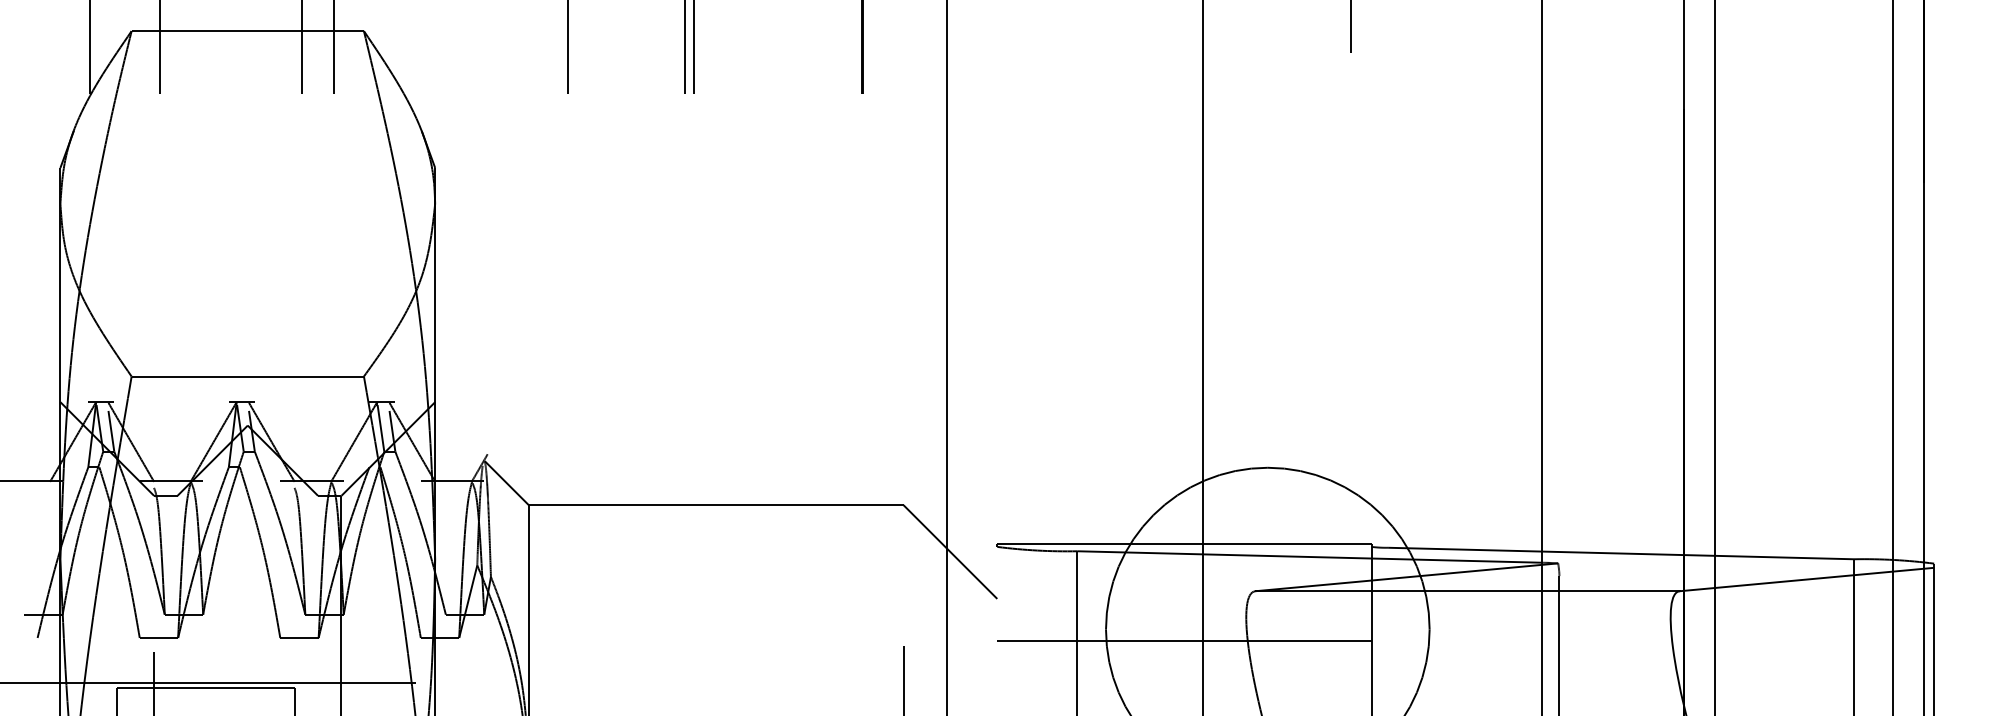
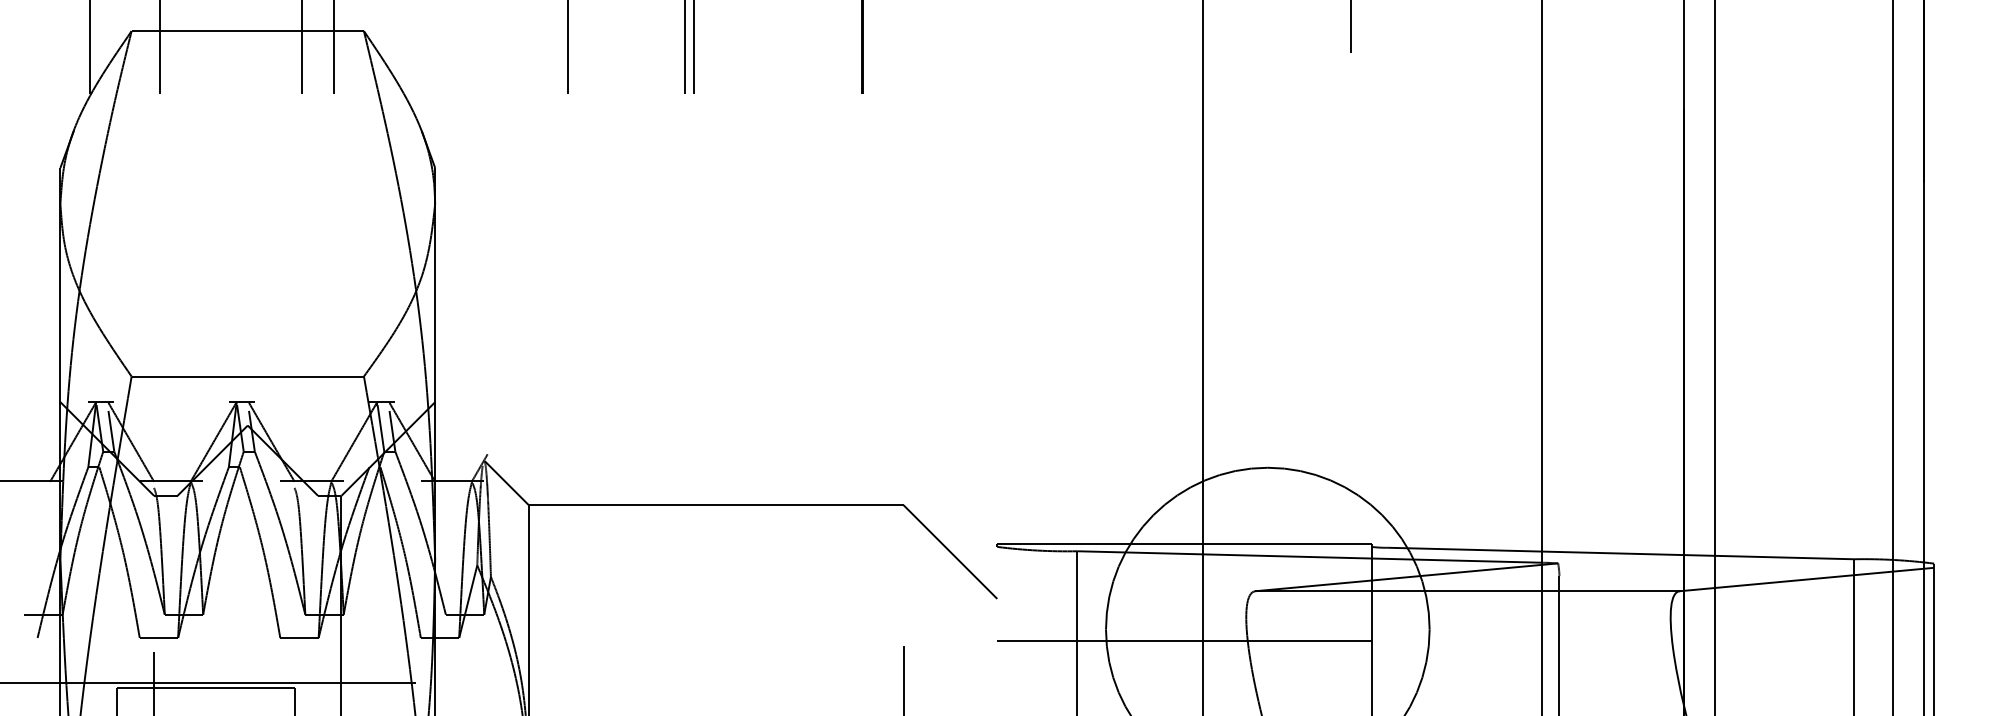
line: present -> none (946, 357)
